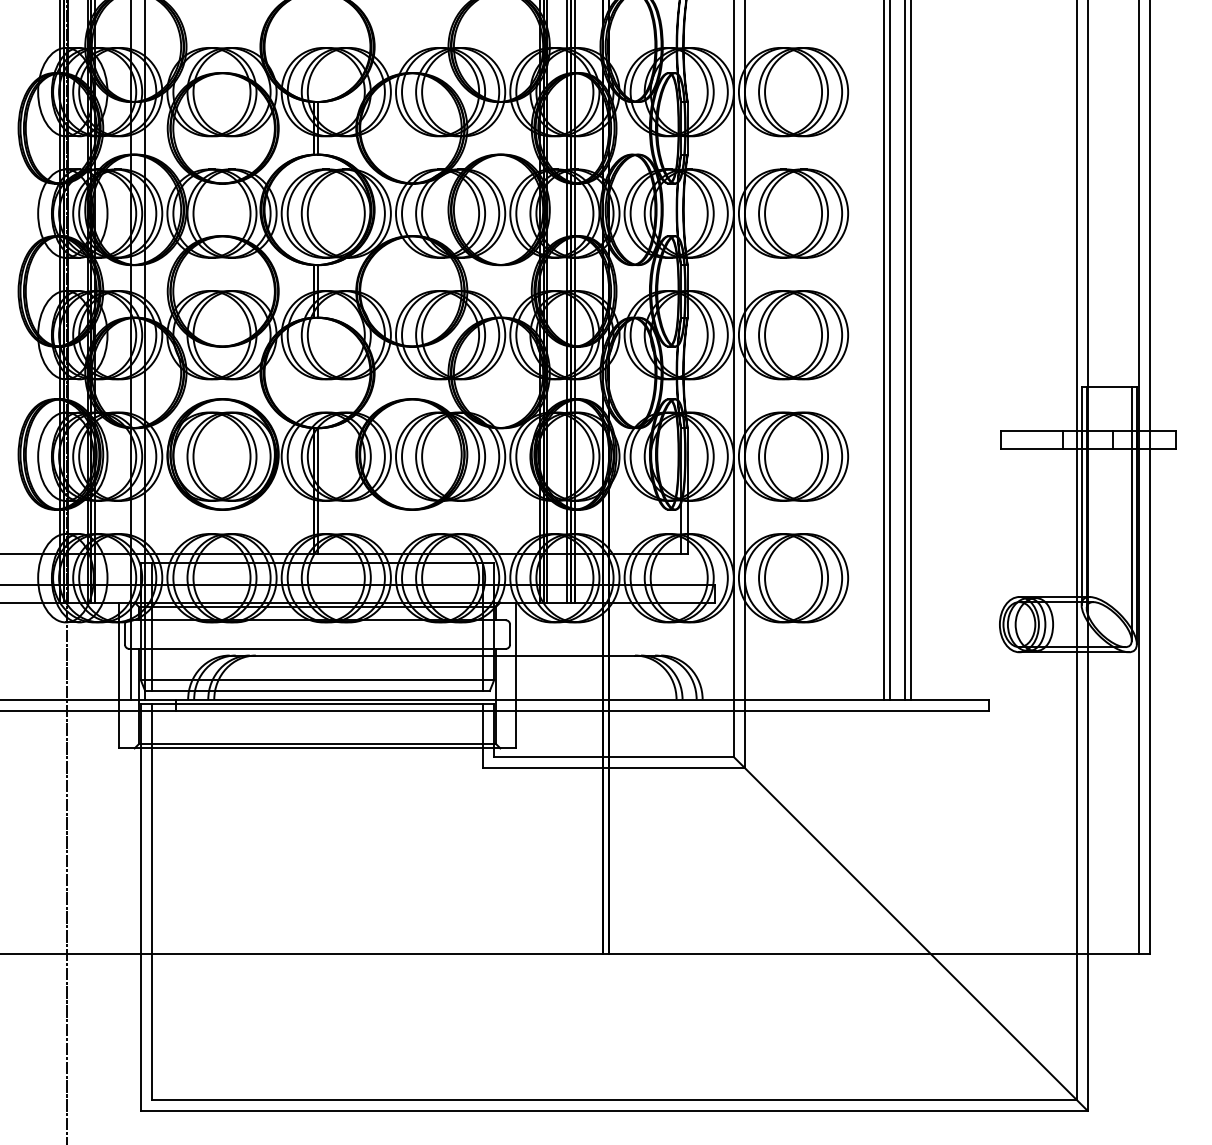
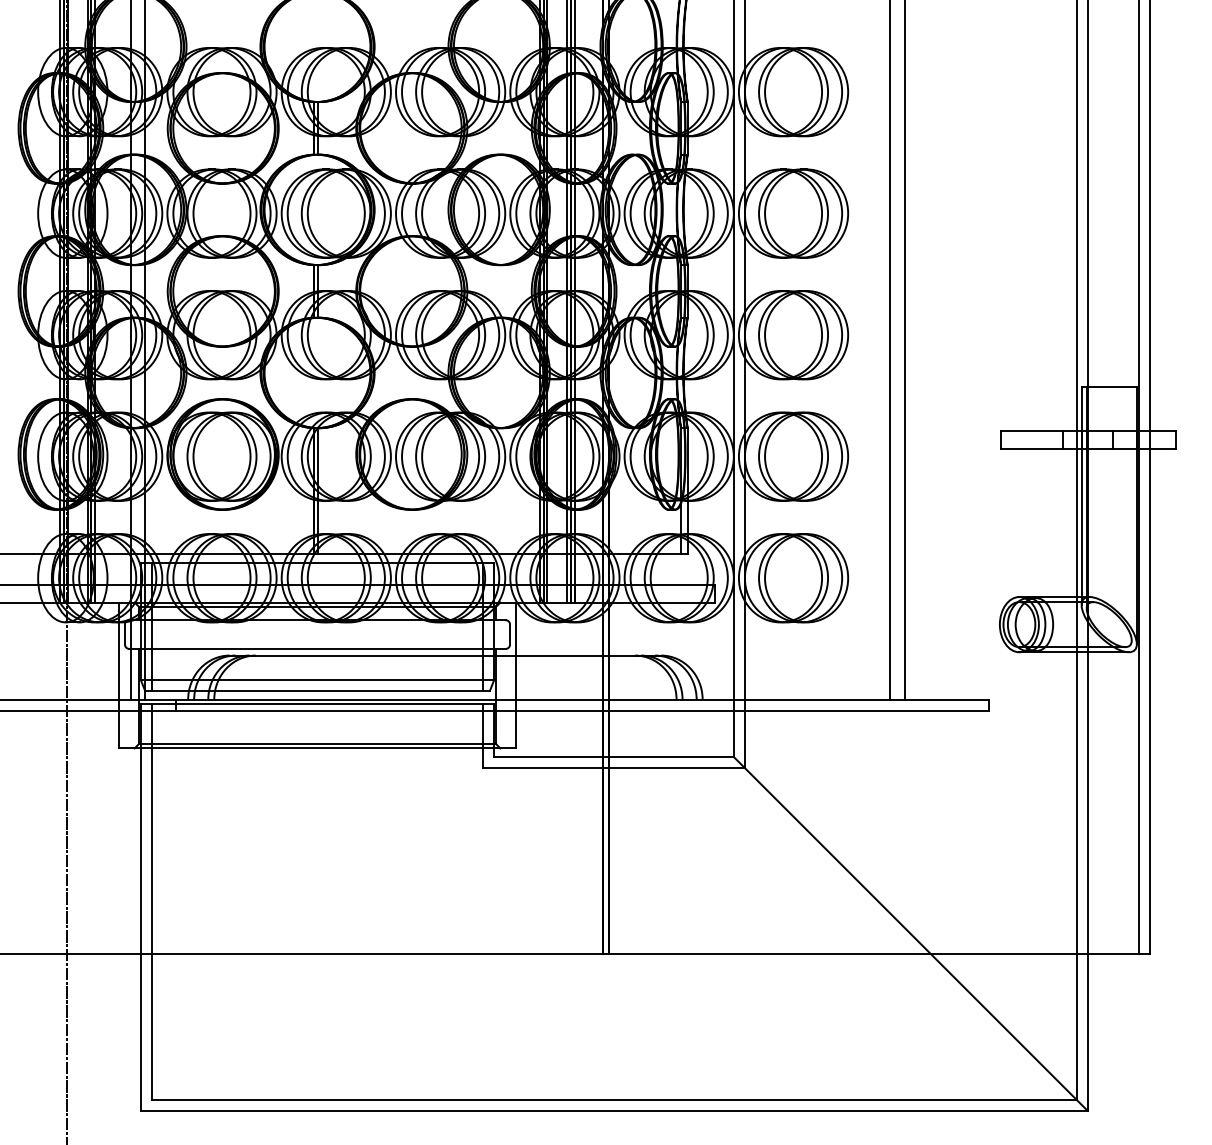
line: present -> none (884, 350)
line: present -> none (910, 350)
line: present -> none (1131, 513)
